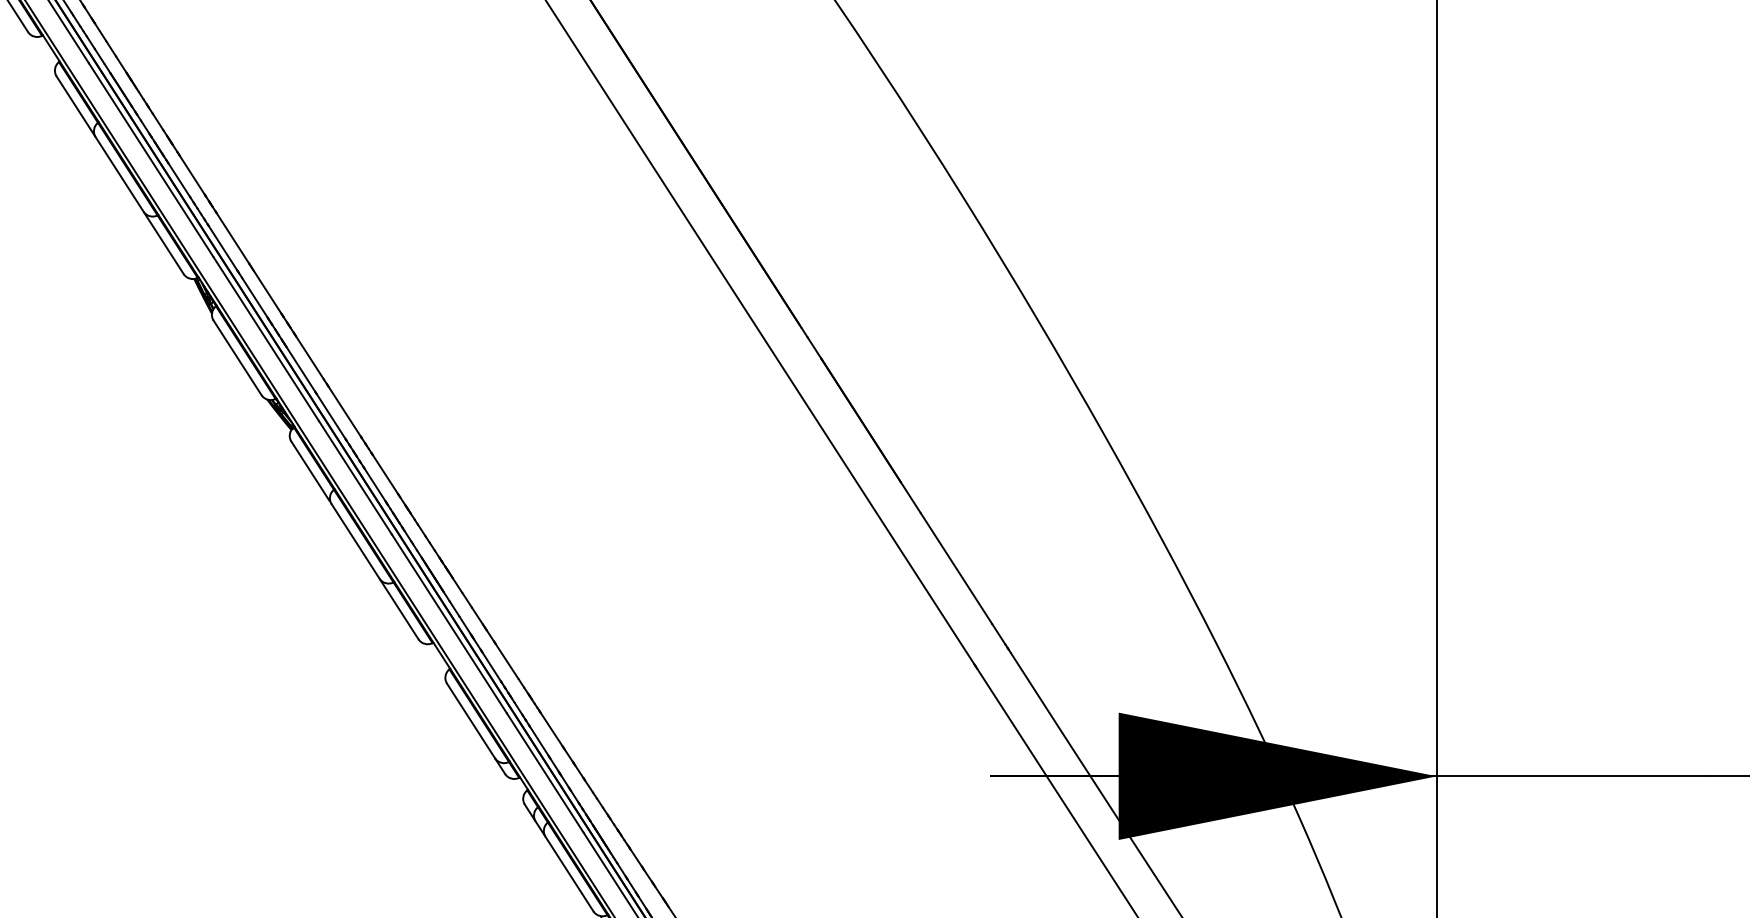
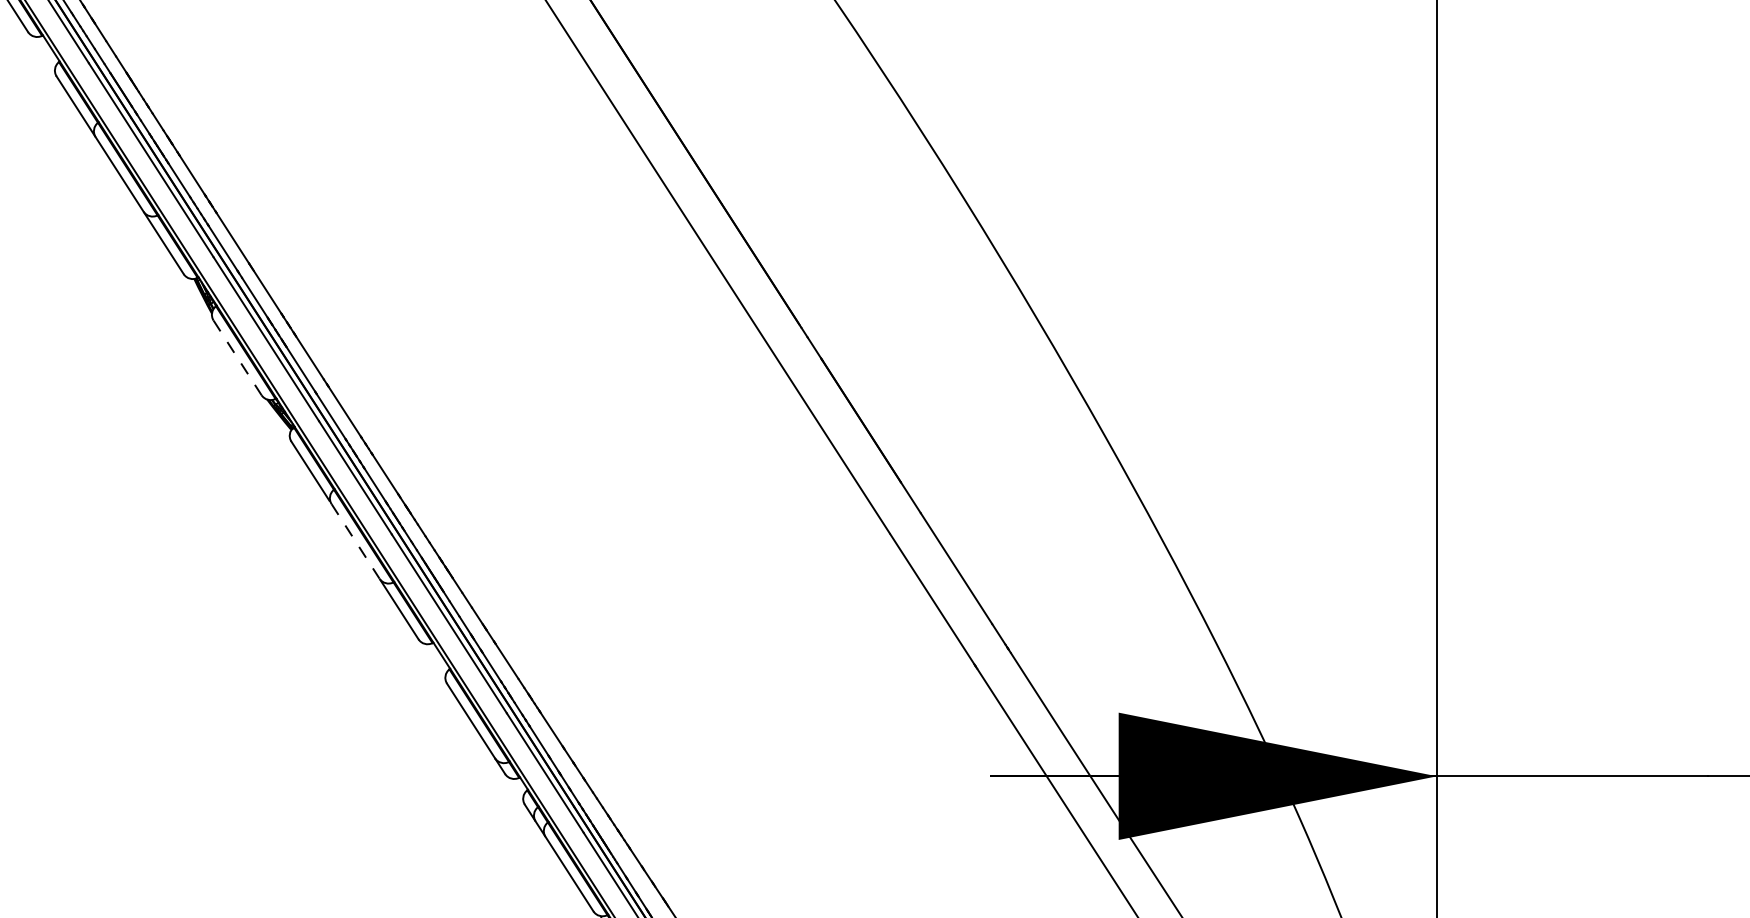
line: solid -> dashed (237, 358)
line: solid -> dashed (355, 541)
